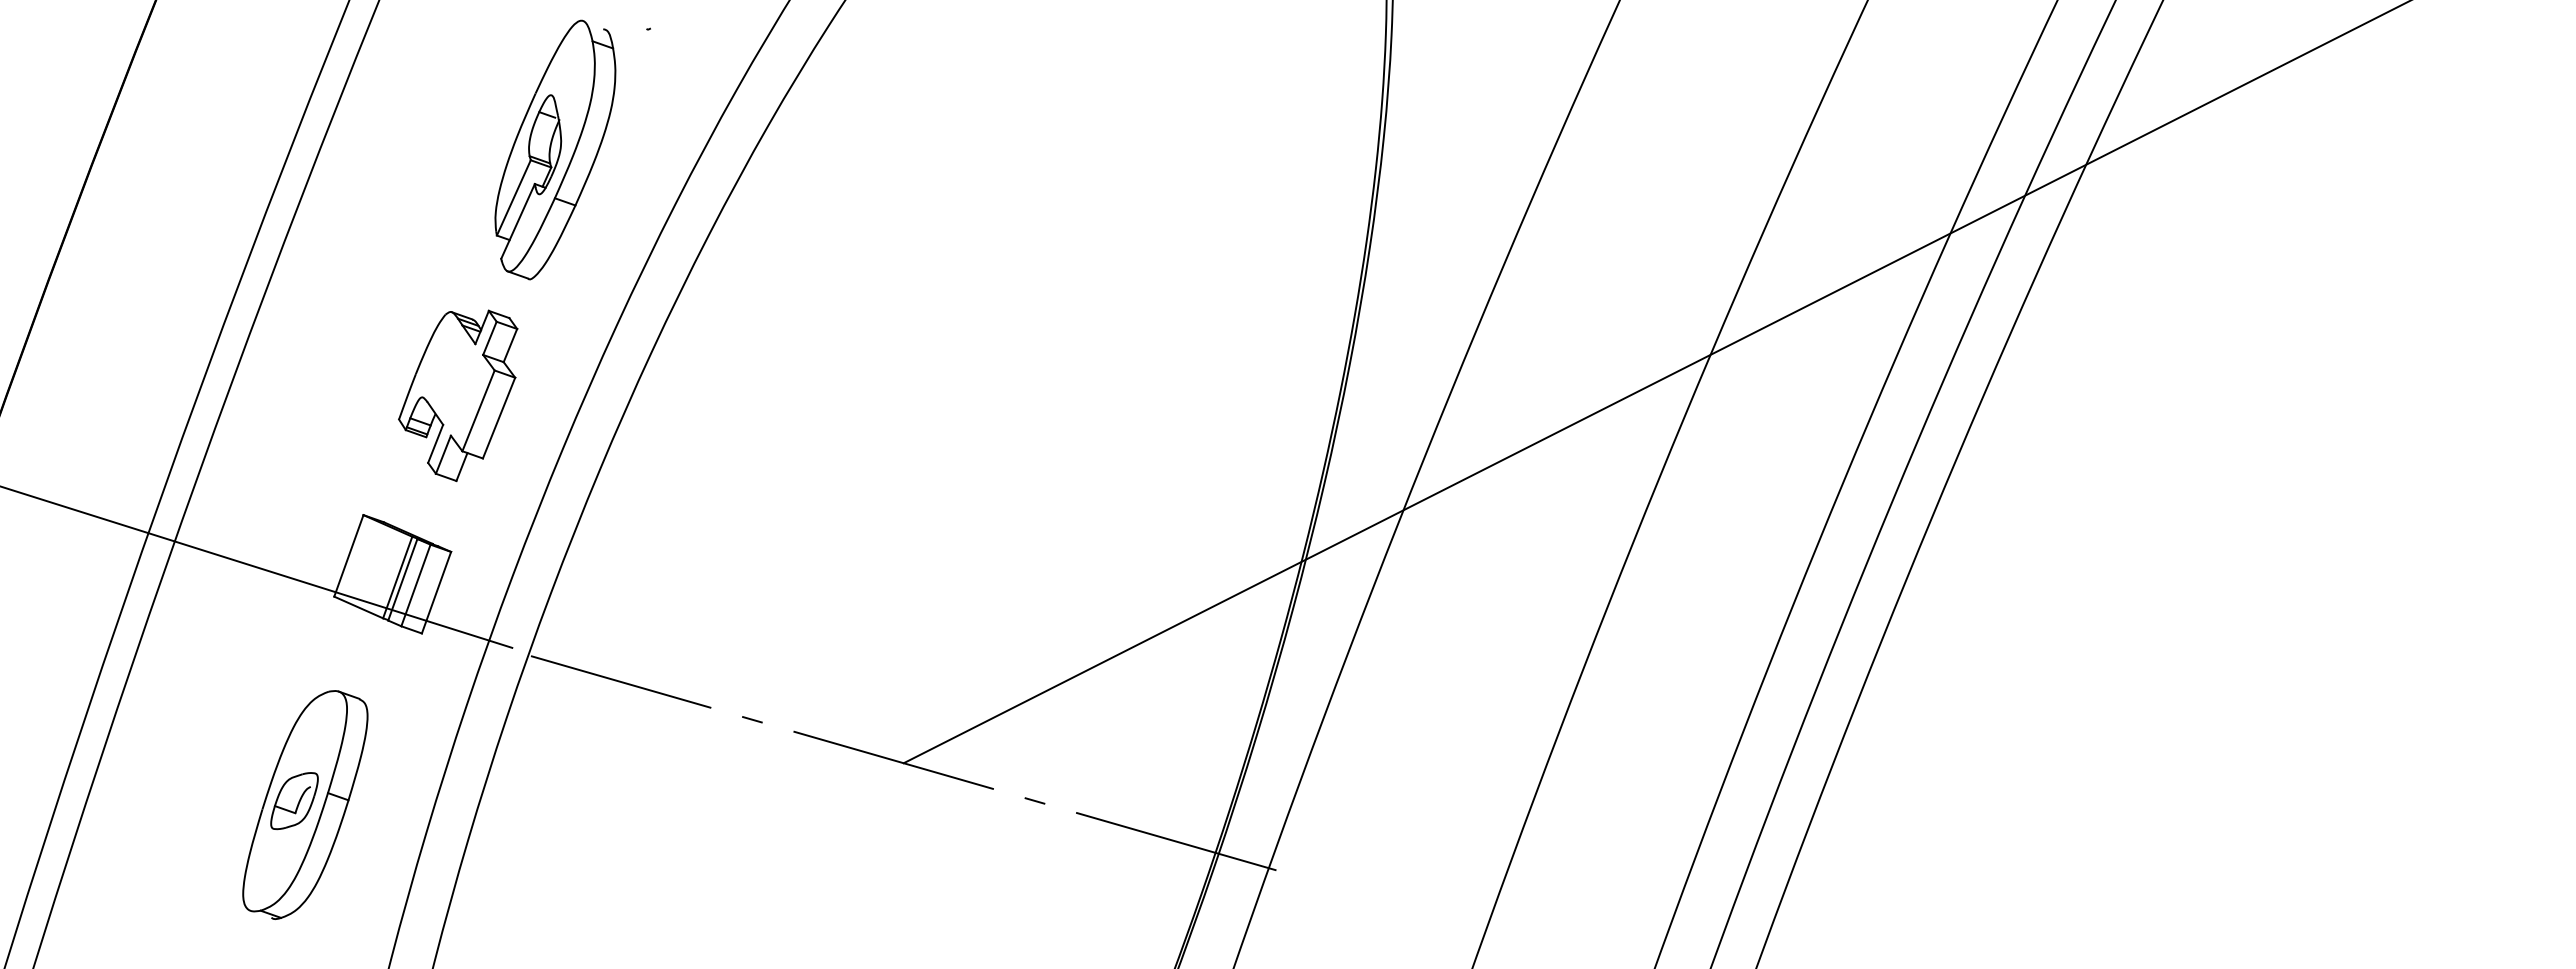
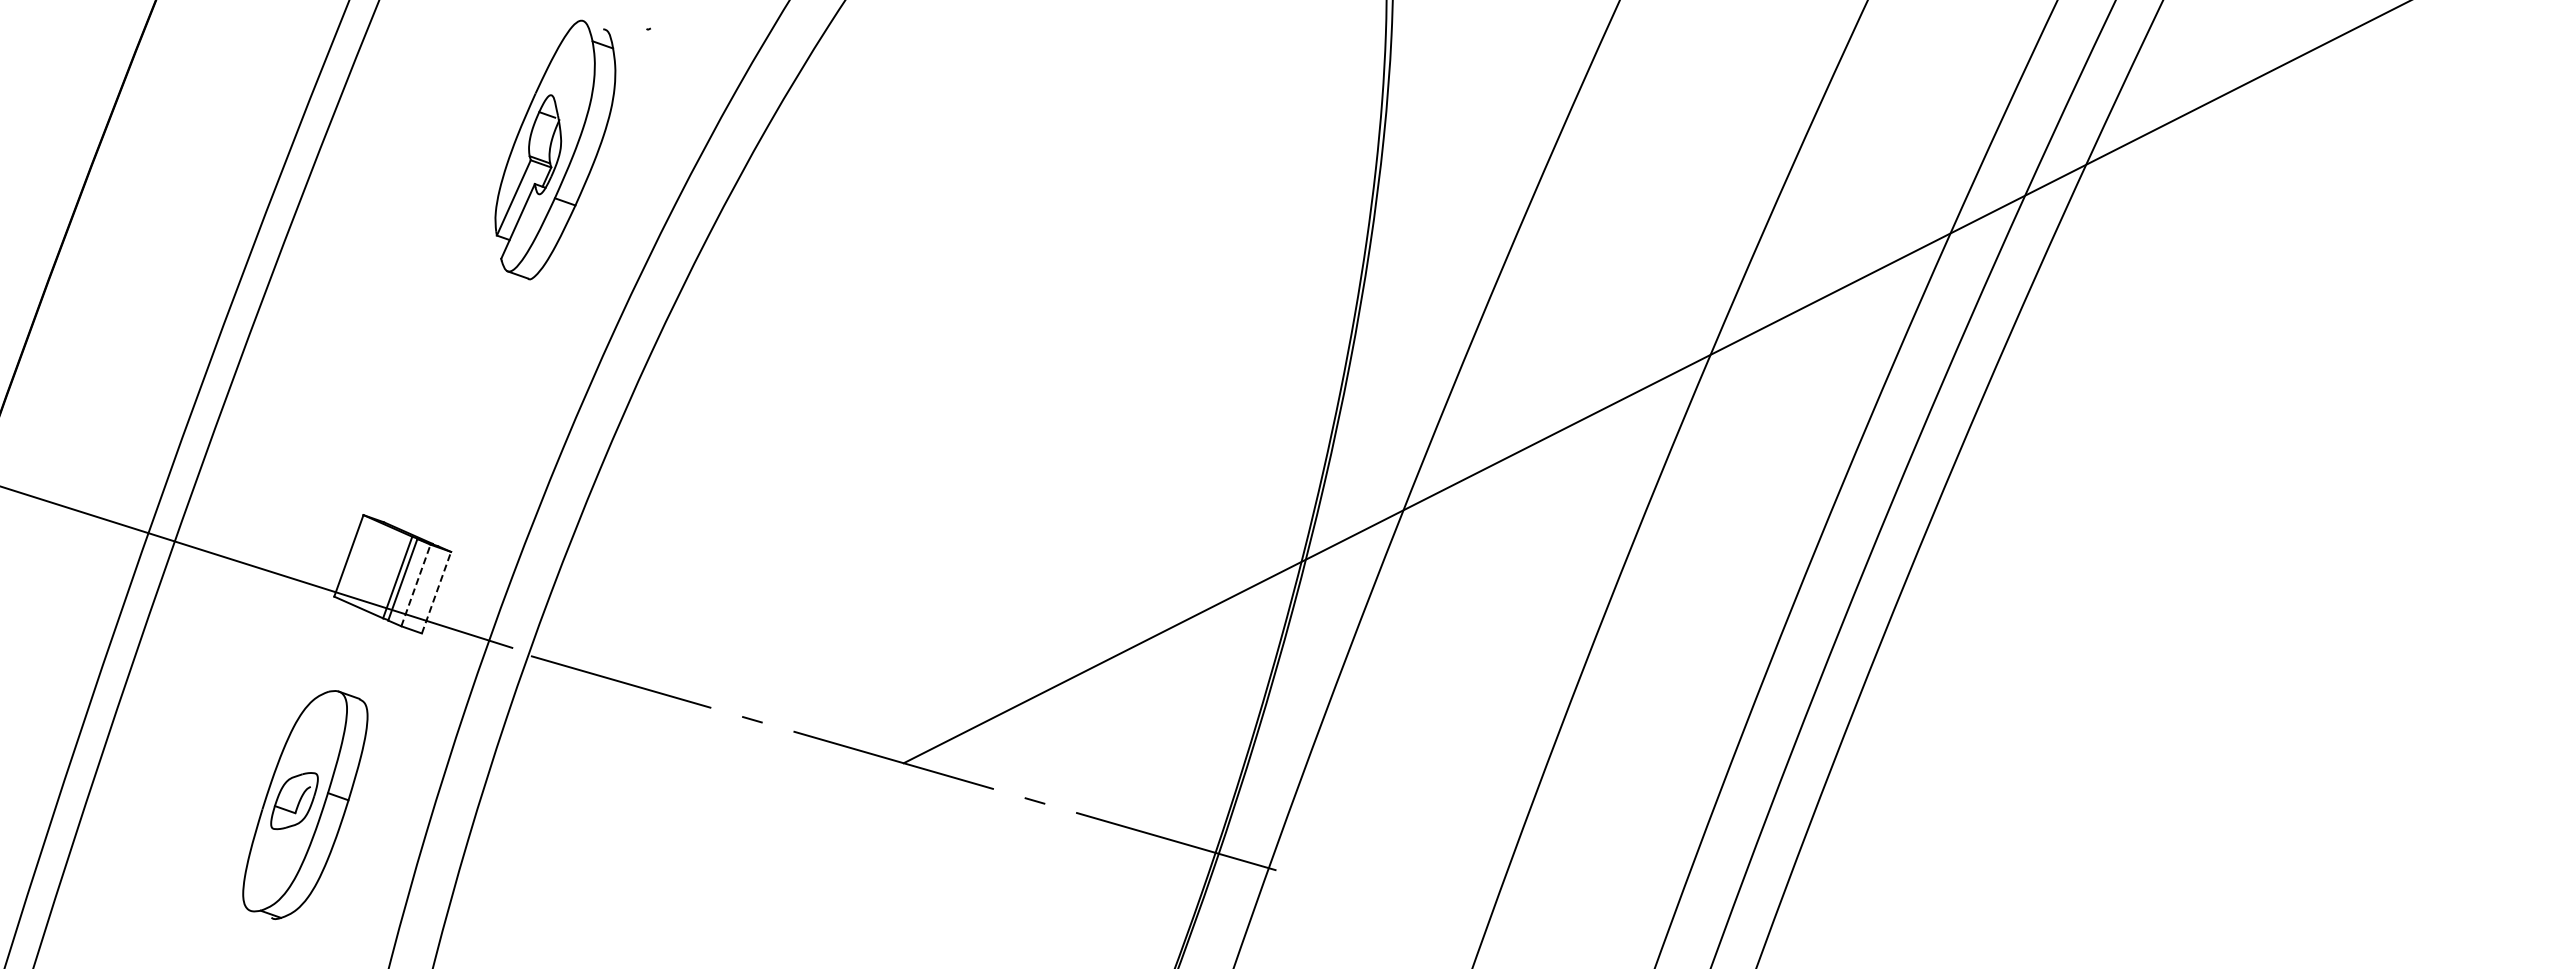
part: present -> none (458, 395)
line: solid -> dashed (416, 585)
line: solid -> dashed (436, 592)
